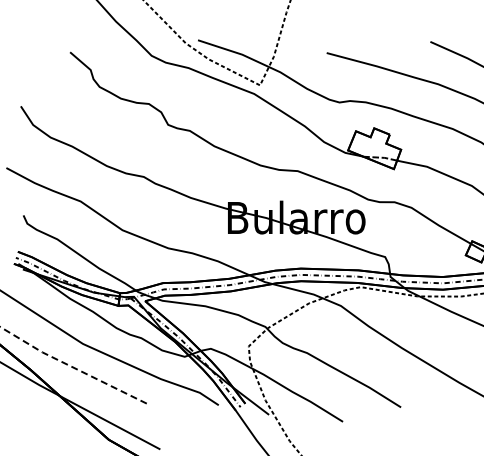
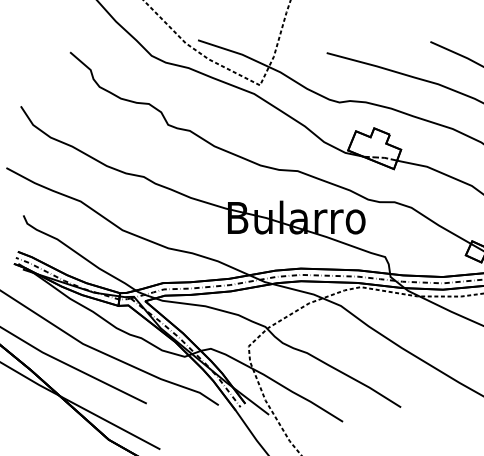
line: dashed -> solid (71, 366)
